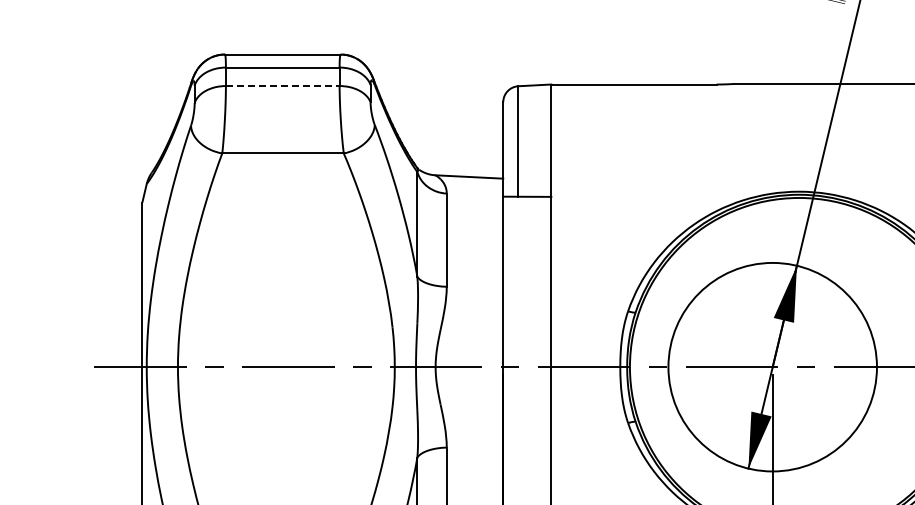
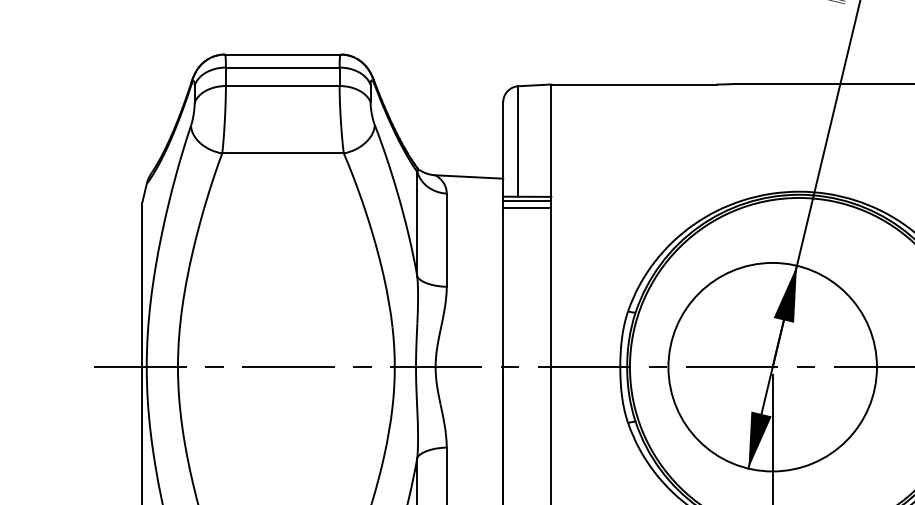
line: dashed -> solid (282, 86)
line: none -> present (527, 201)
line: none -> present (527, 208)
